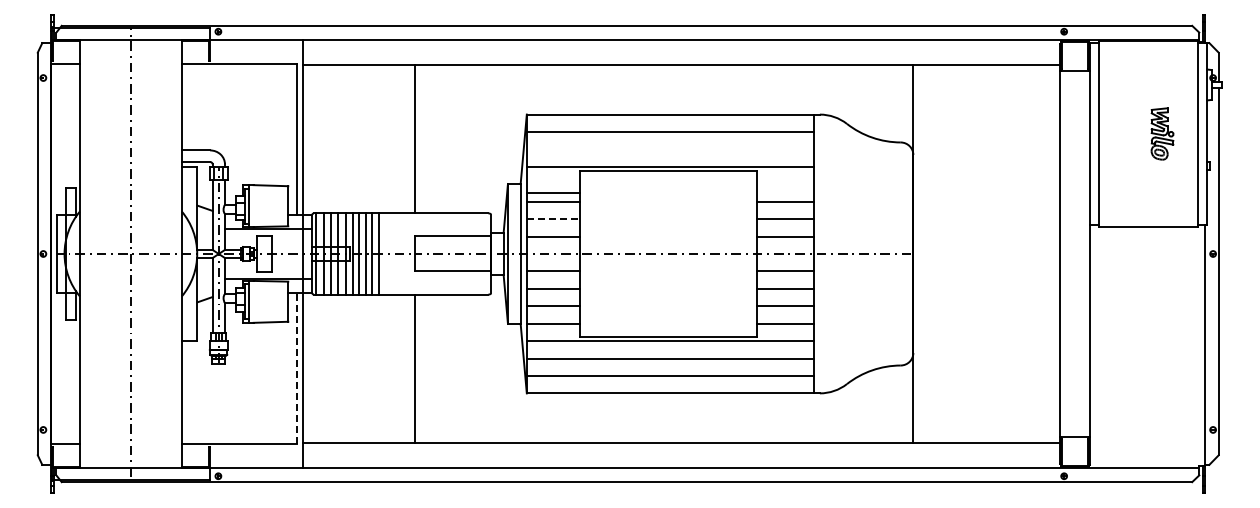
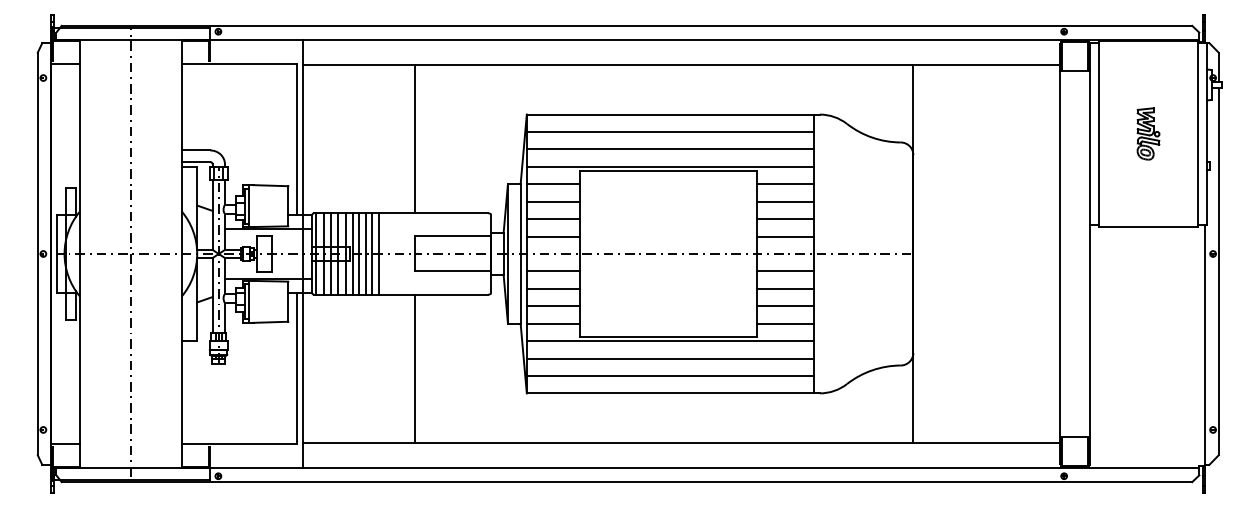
part position: (1162, 133) -> (1148, 133) (1148, 133)
line: none -> present (669, 149)
line: none -> present (785, 184)
line position: (552, 193) -> (552, 184) (552, 184)
line: dashed -> solid (553, 219)
line: dashed -> solid (297, 368)
